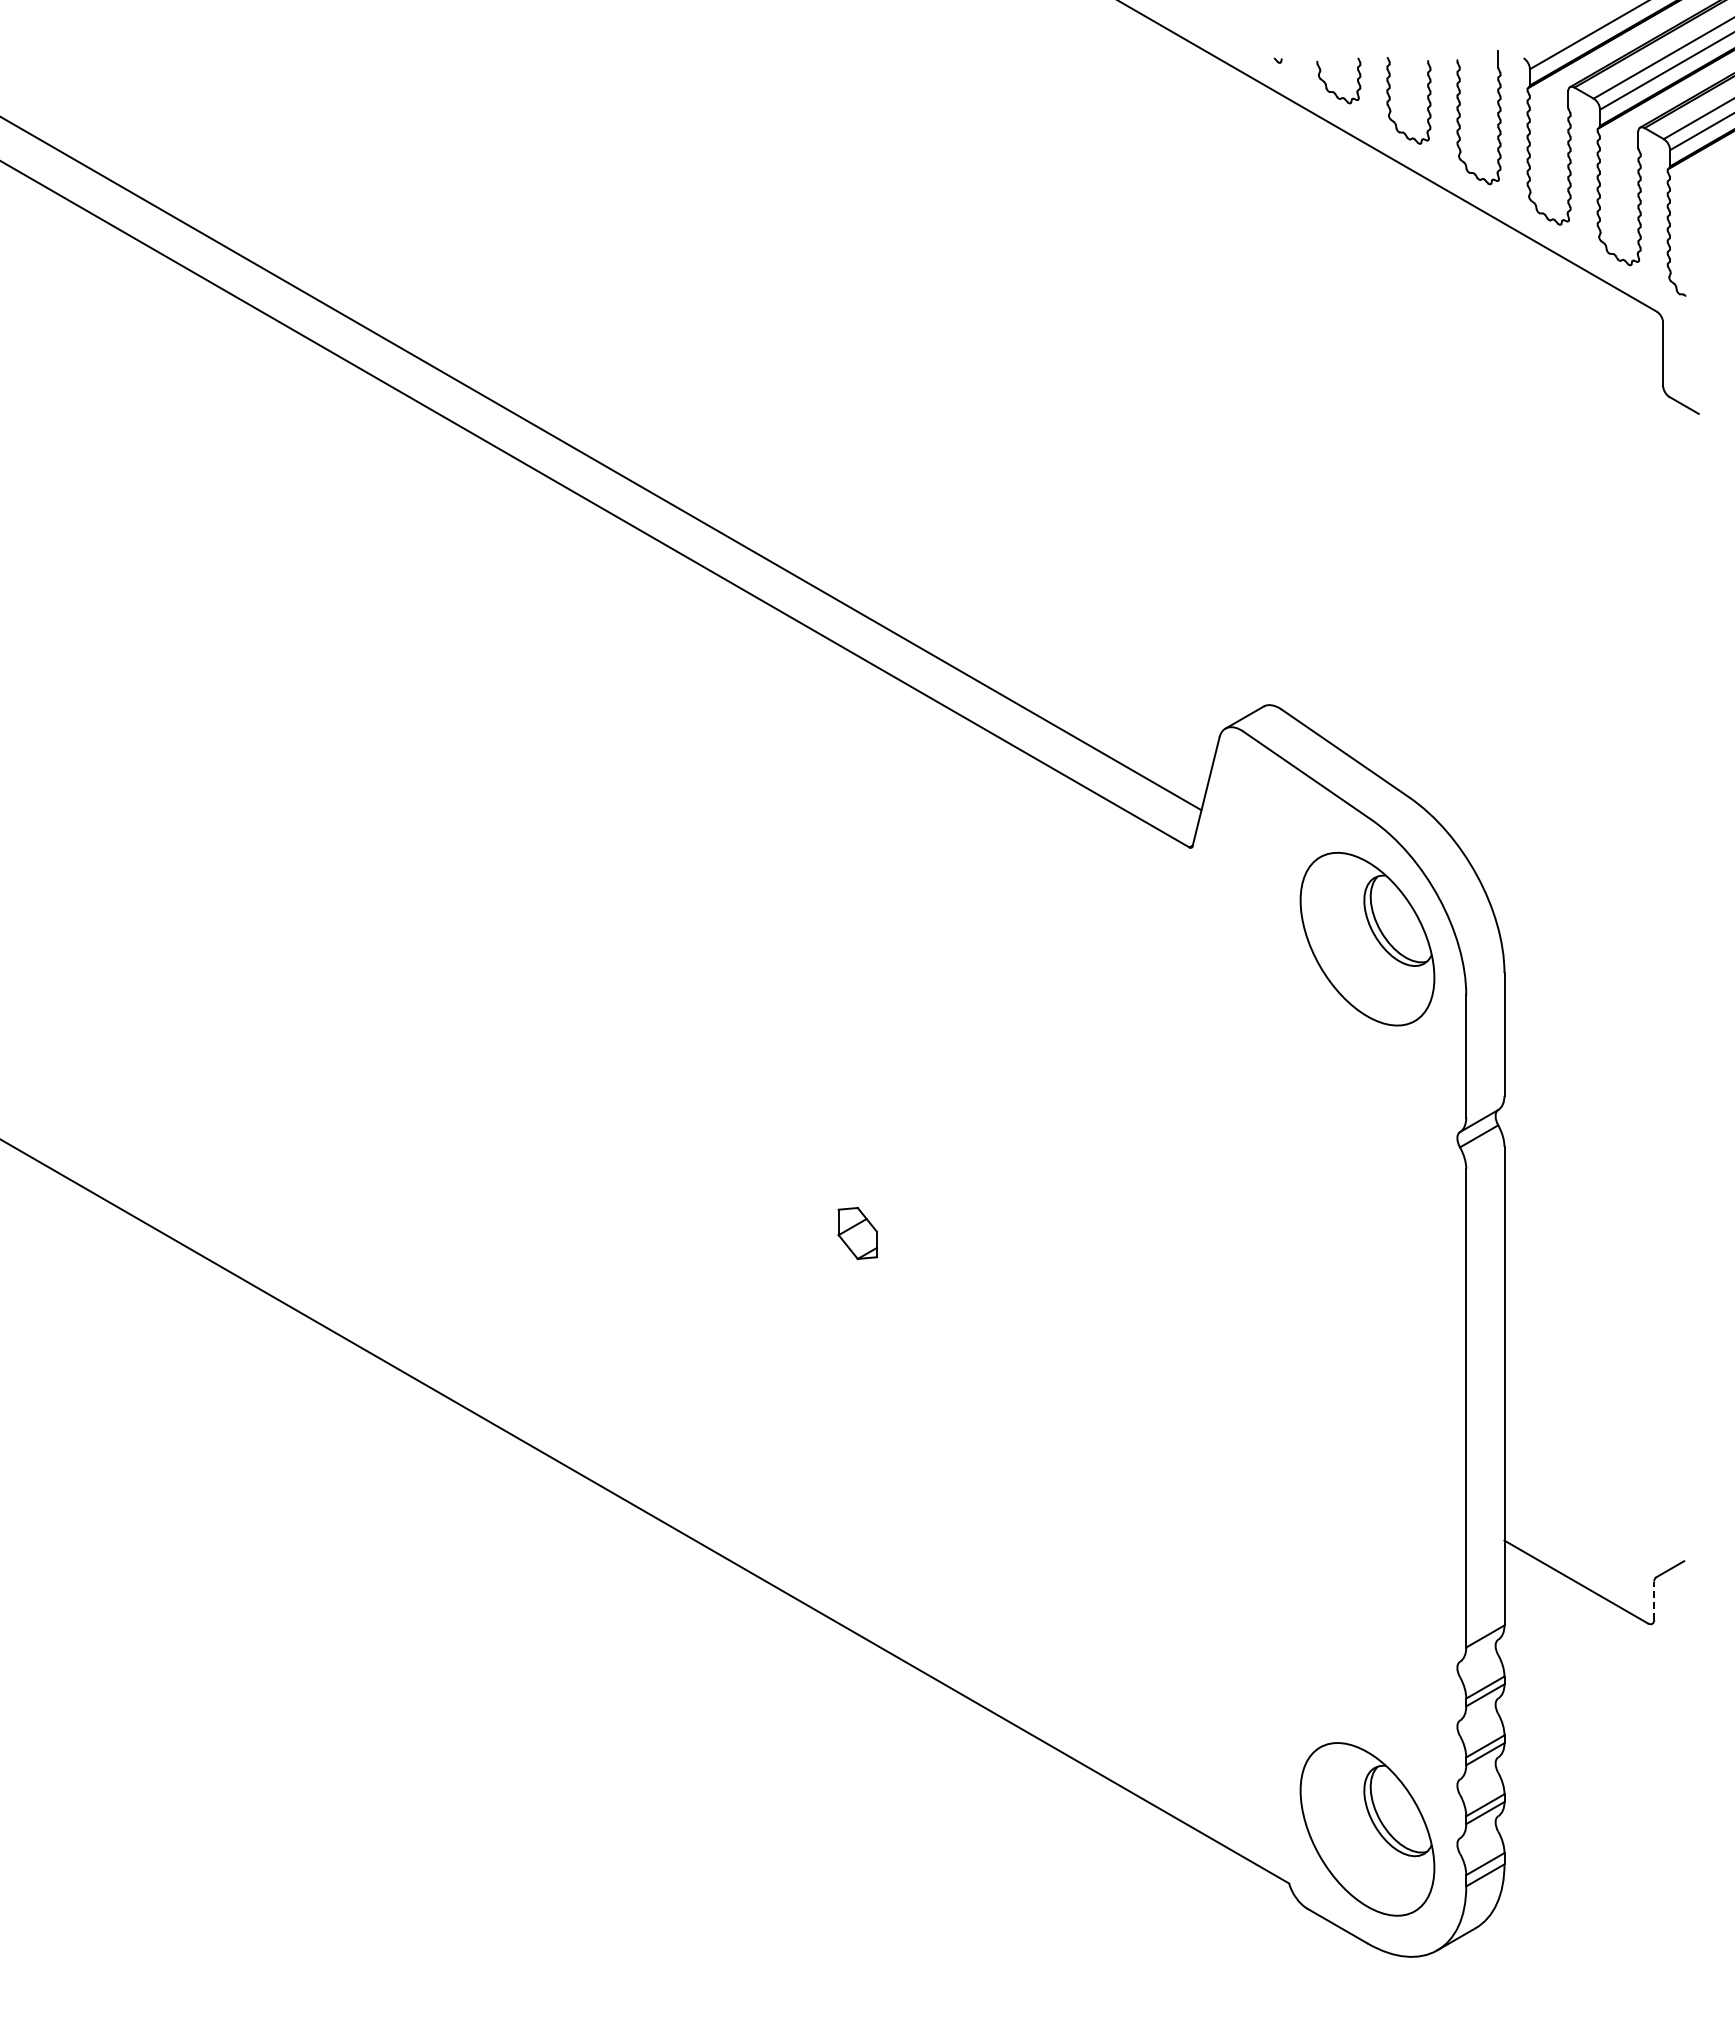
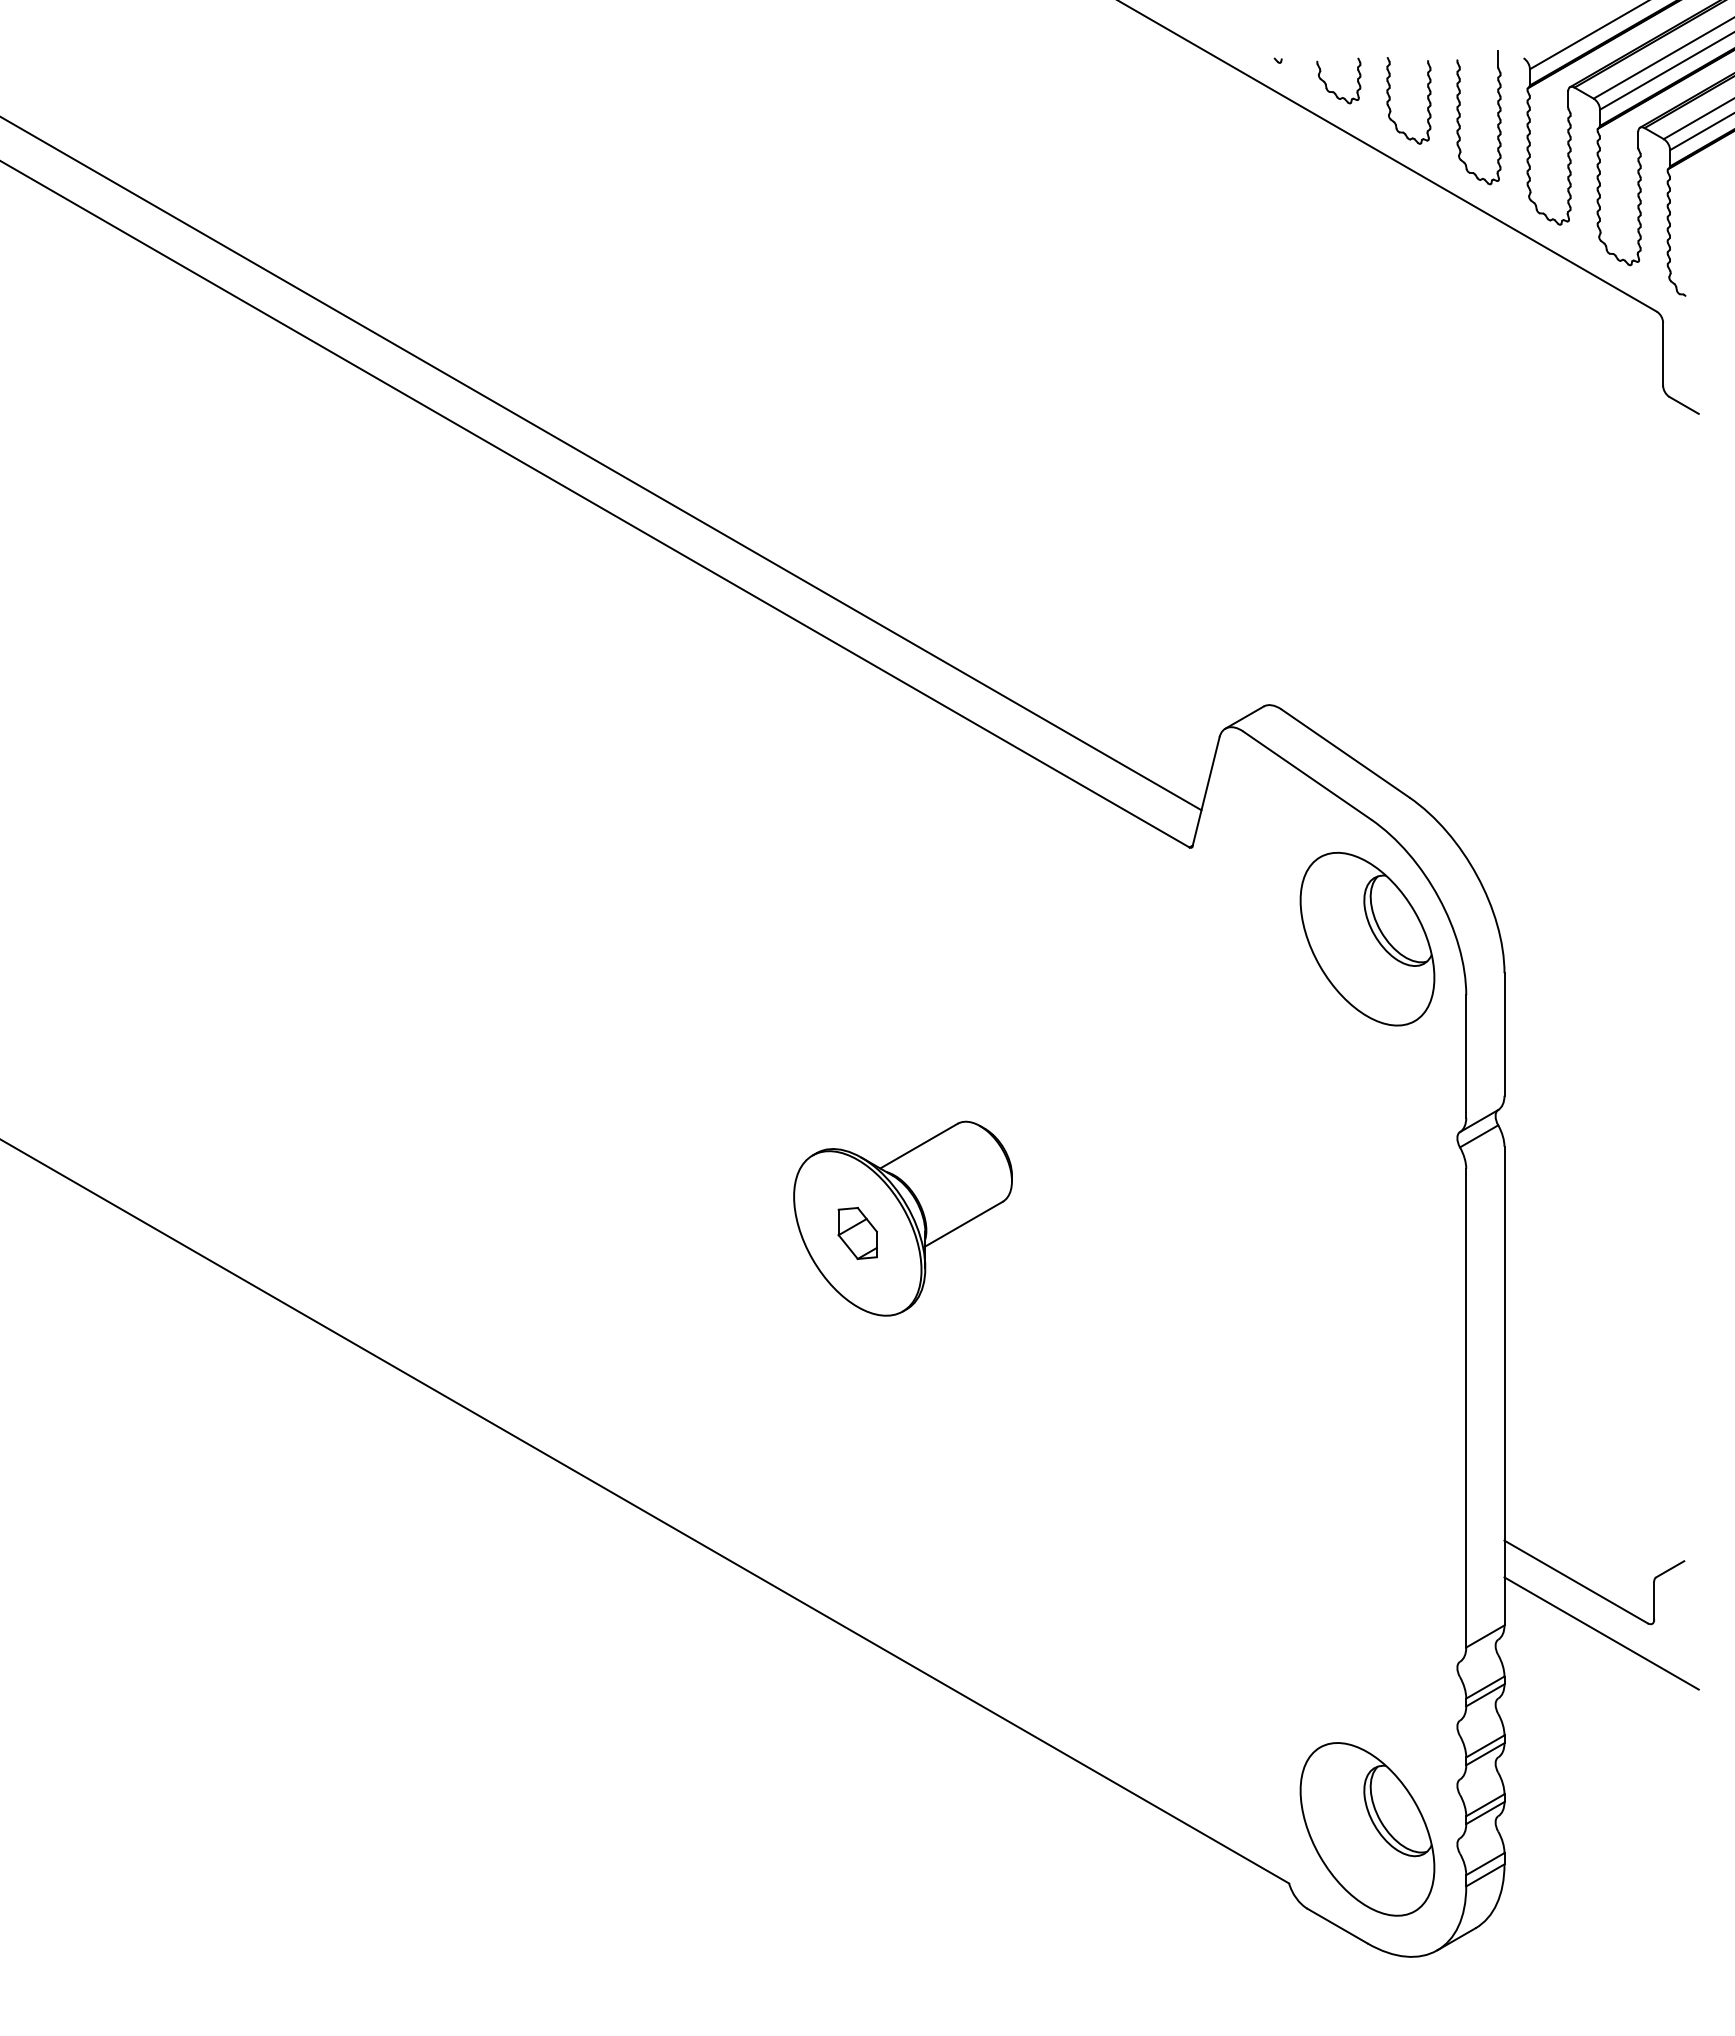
part: none -> present (902, 1218)
line: dashed -> solid (1654, 1600)
line: none -> present (1601, 1633)
